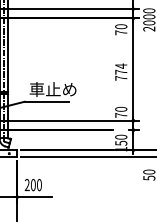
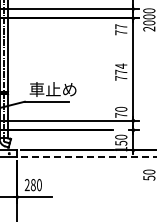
text: 70 -> 77 (121, 26)
line: solid -> dashed (89, 157)
text: 200 -> 280 (32, 184)
